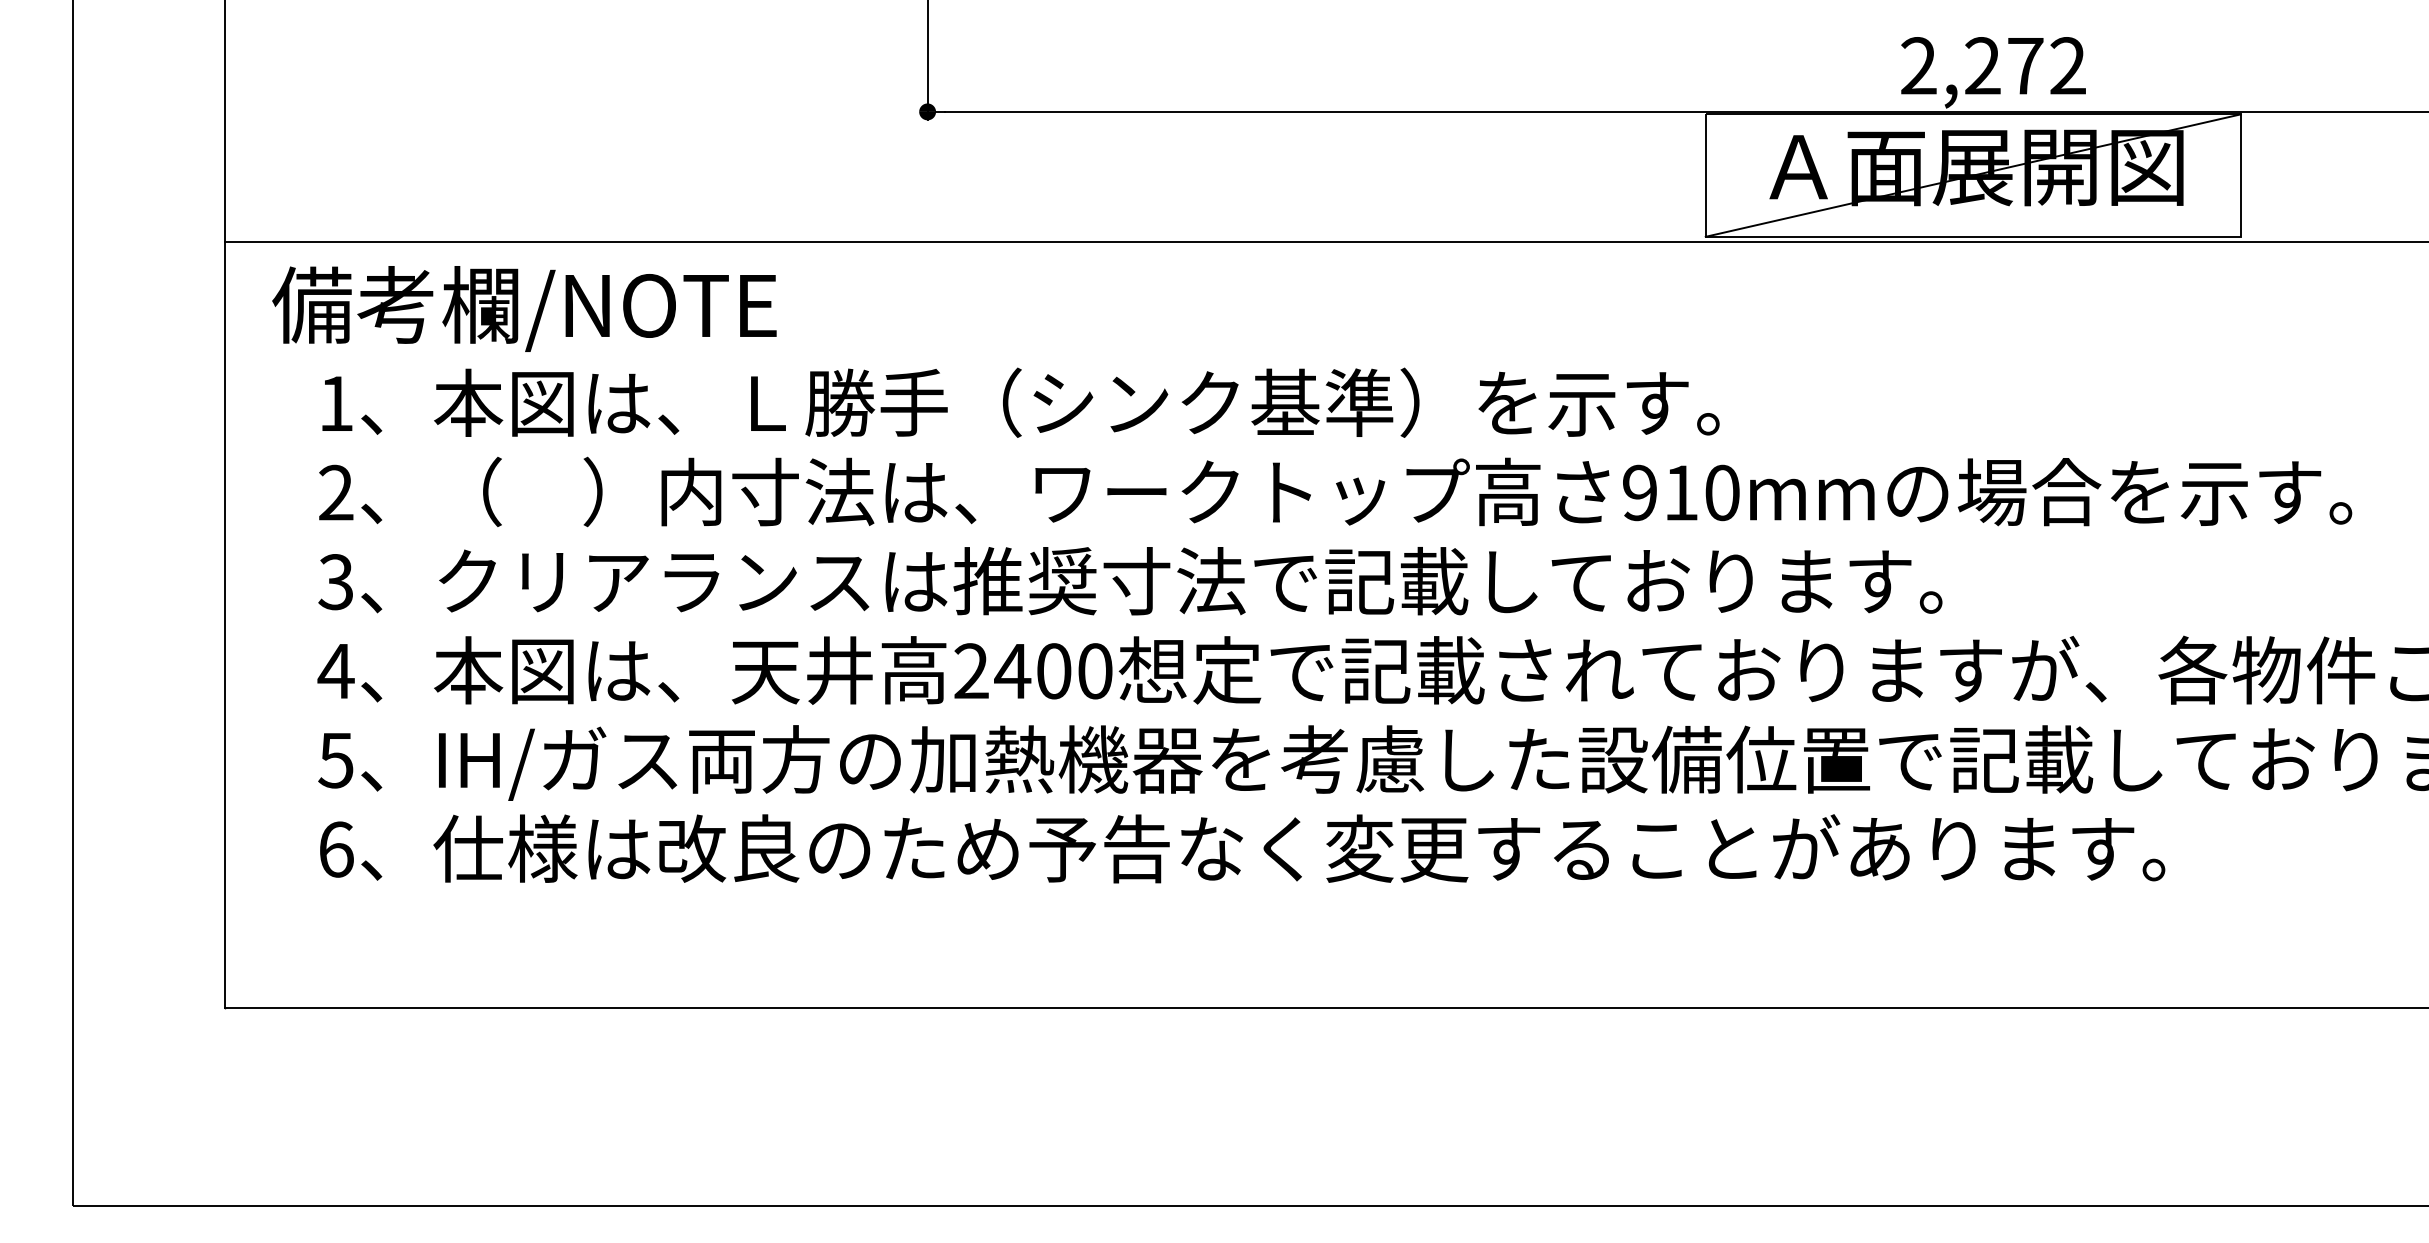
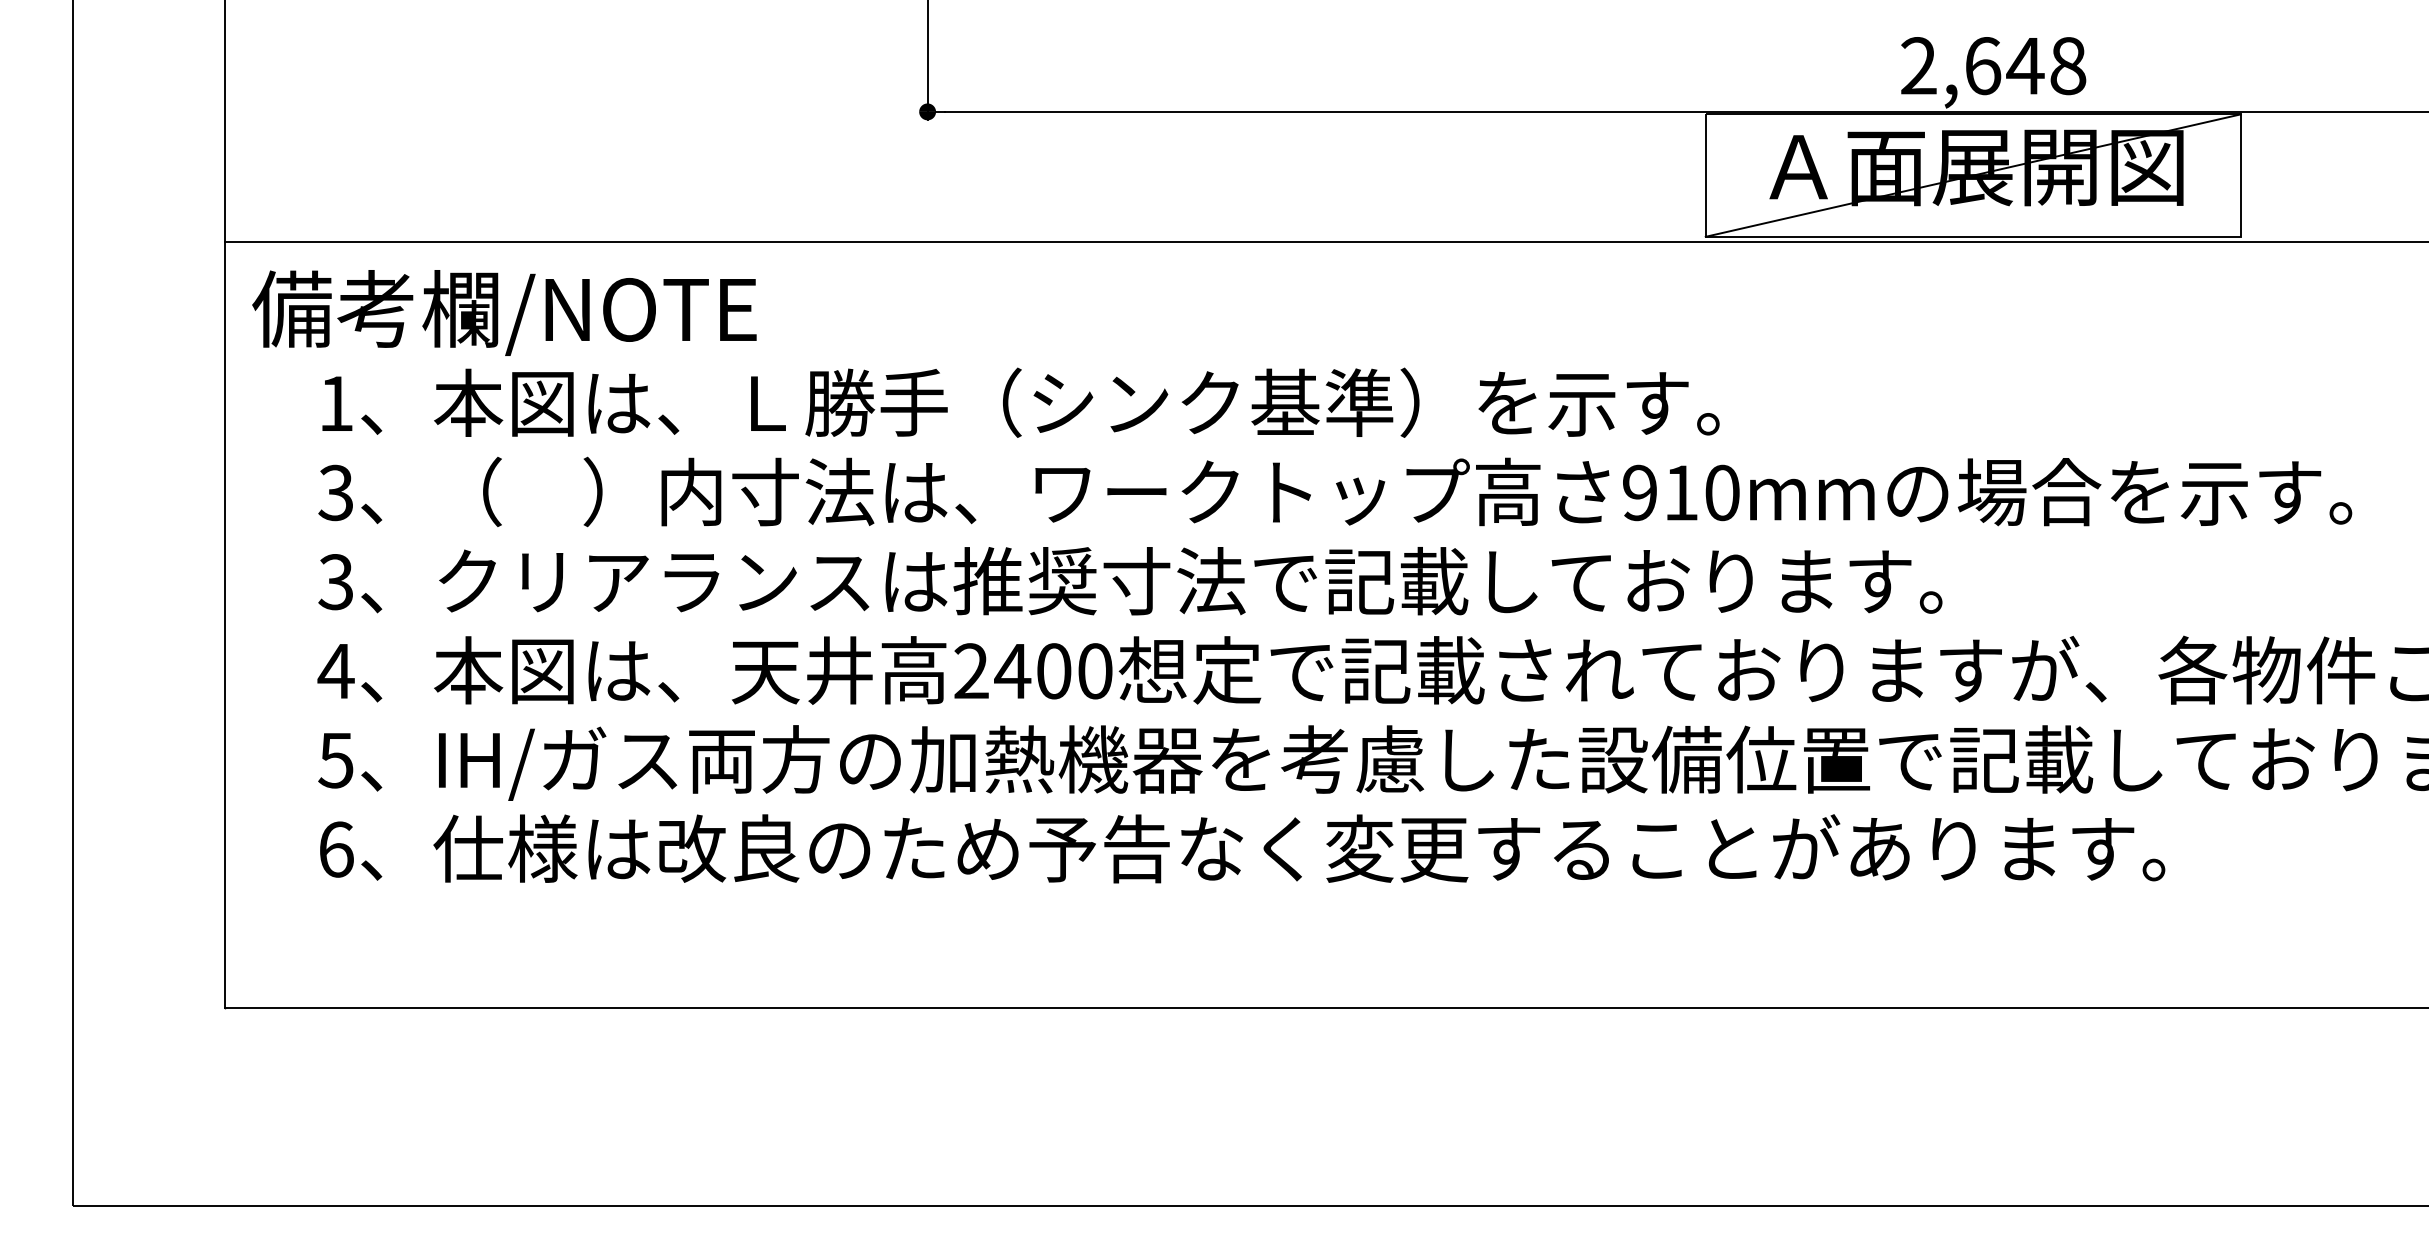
text: 2,272 -> 2,648 (2025, 66)
text position: (524, 308) -> (504, 312) (504, 312)
text: 2 -> 3 (335, 493)
